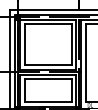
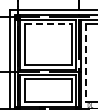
line: solid -> dashed (48, 24)
line: solid -> dashed (85, 63)
